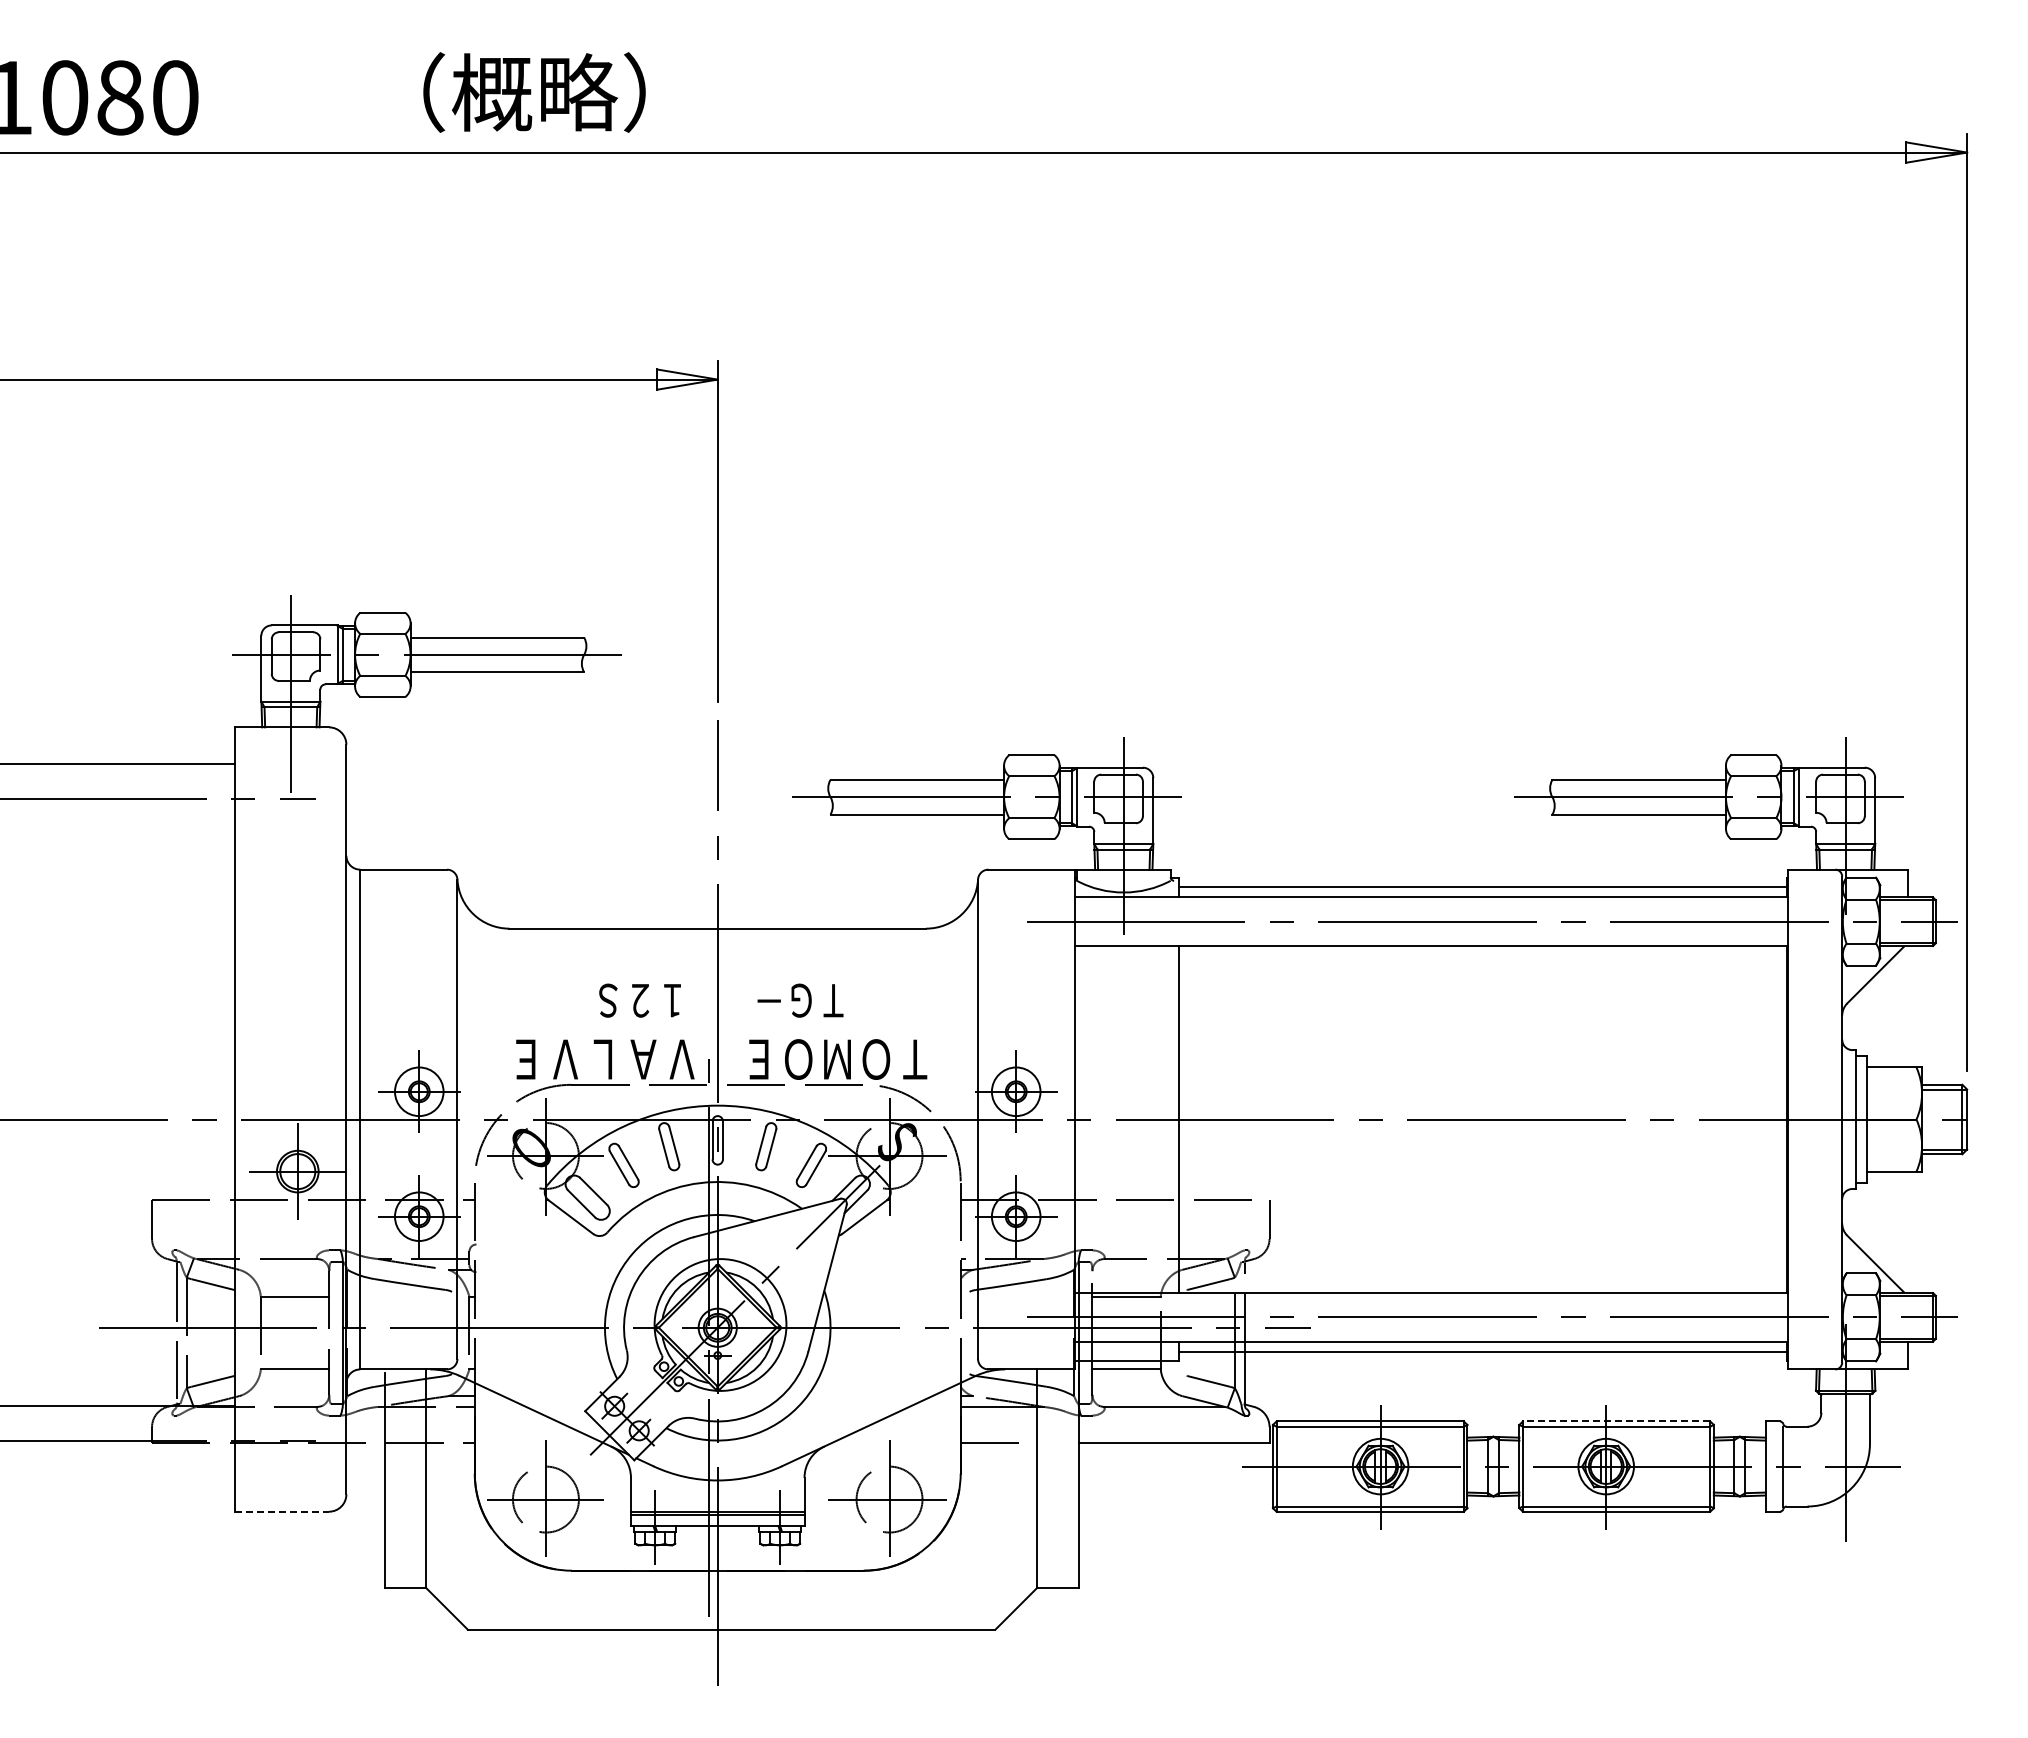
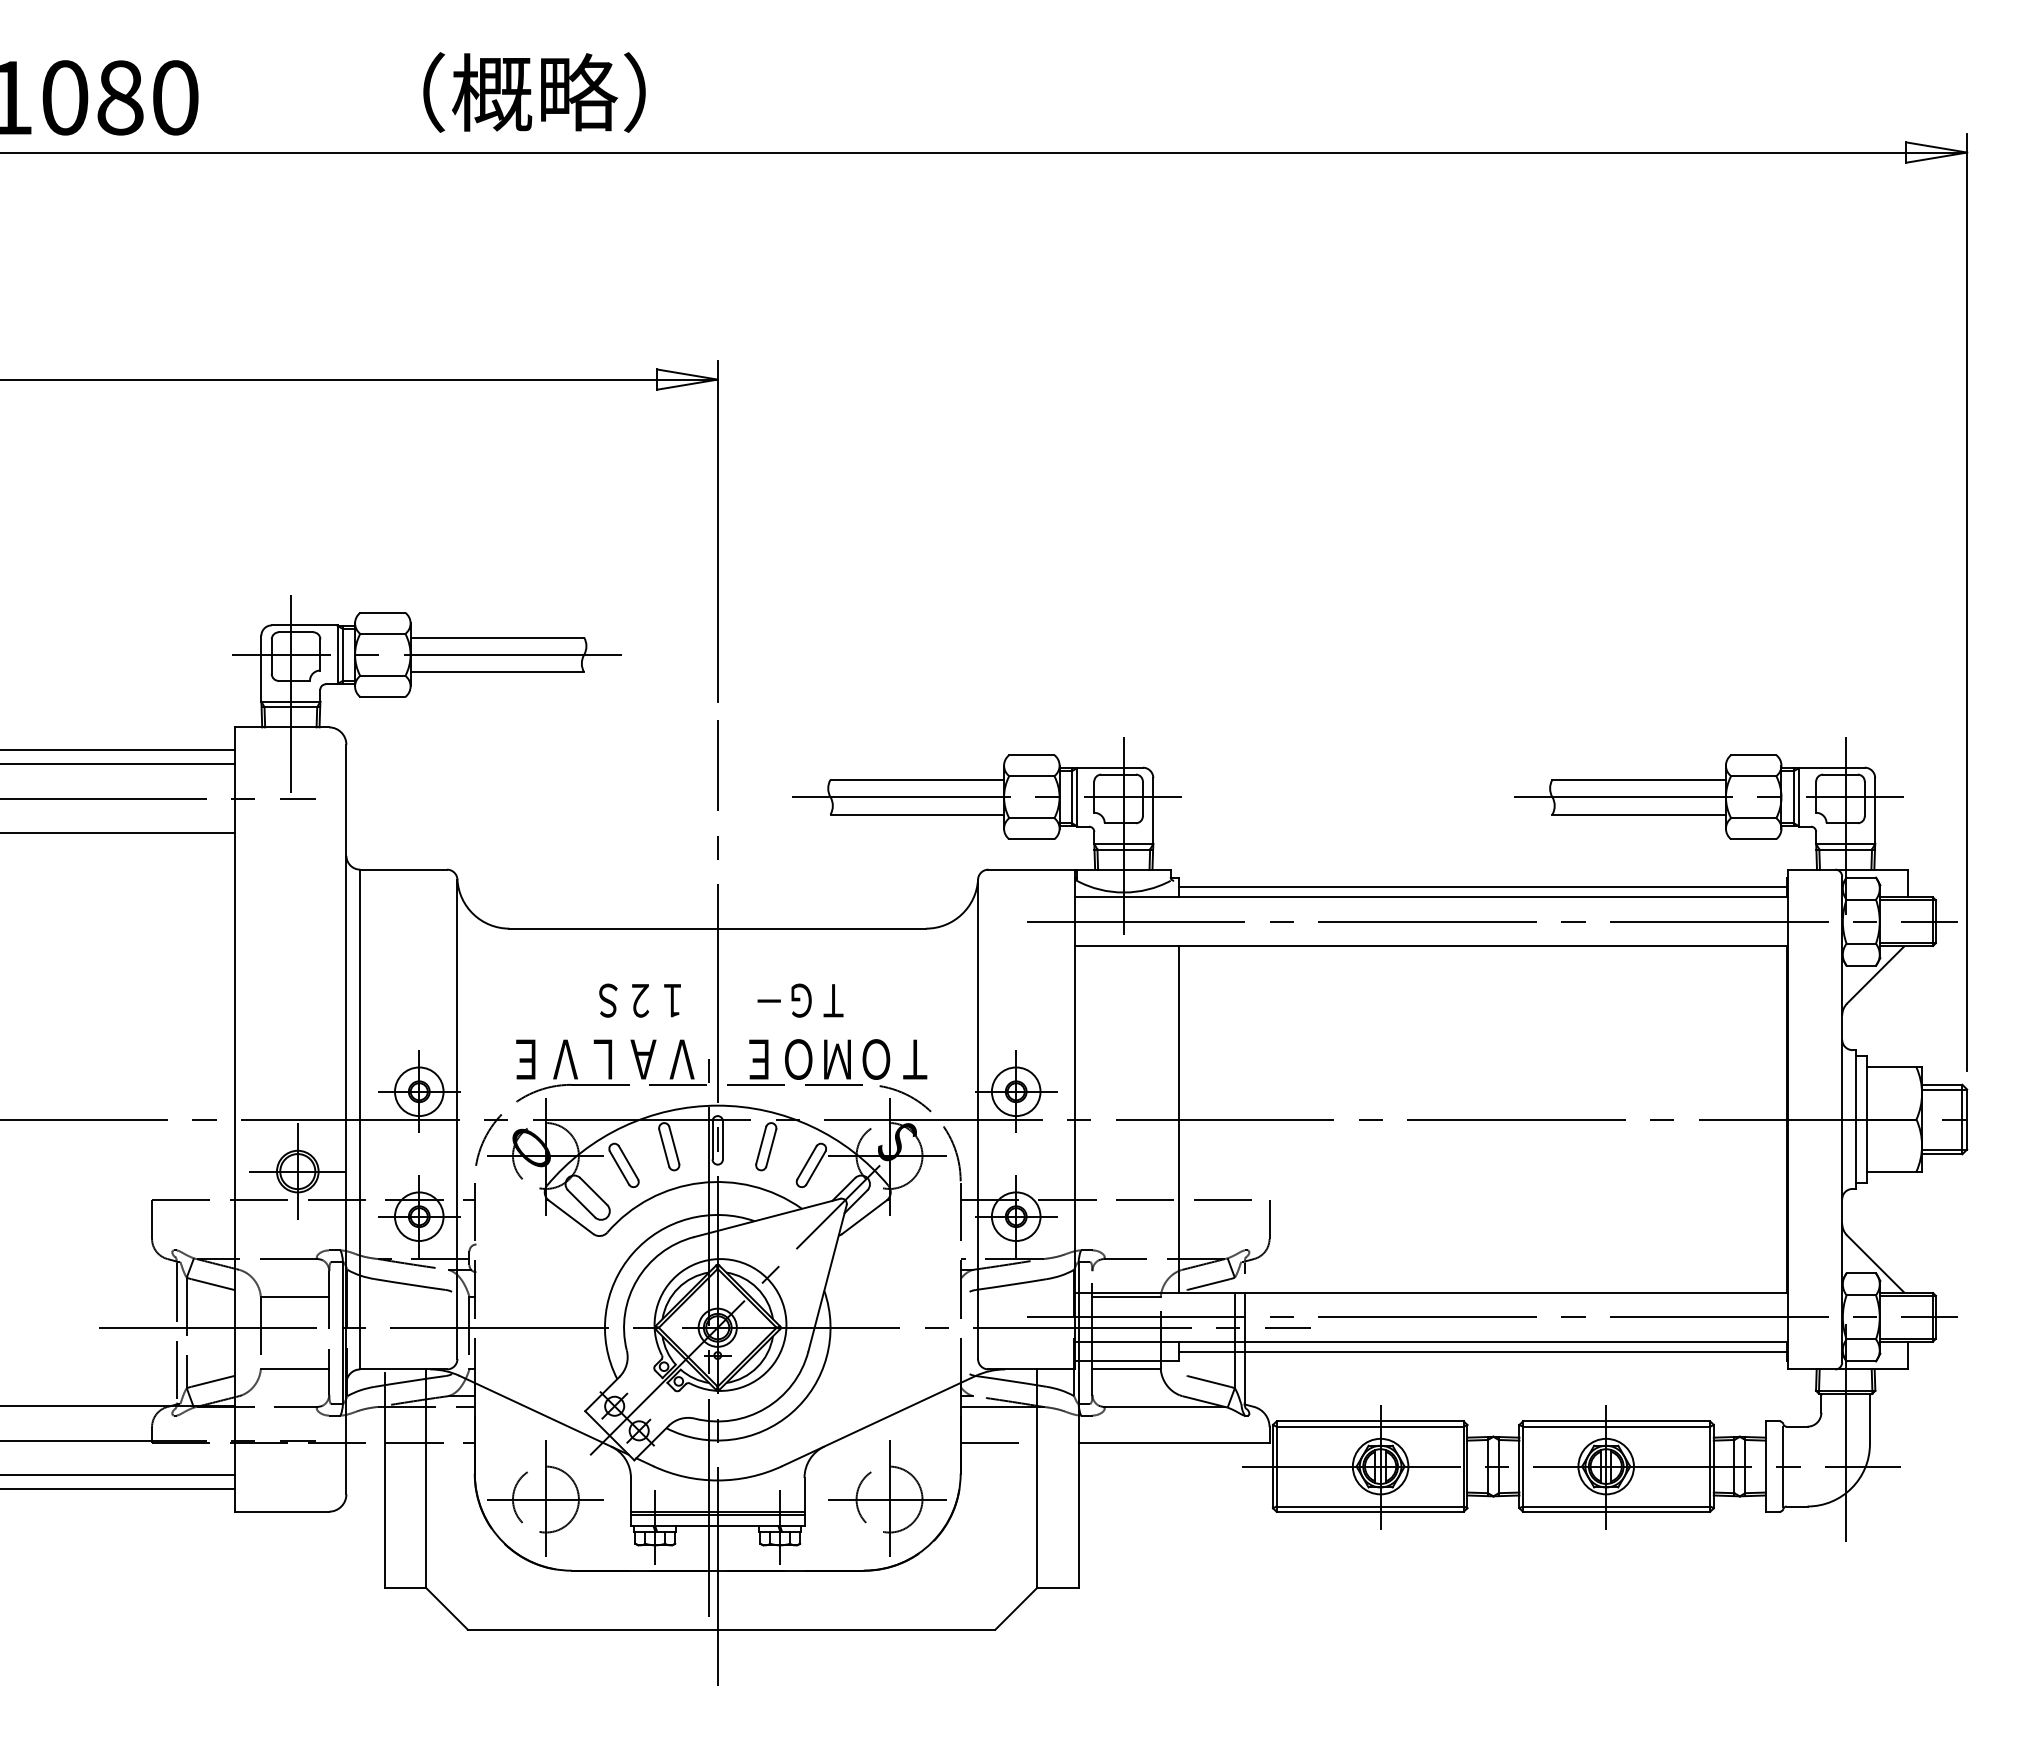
line: none -> present (118, 749)
line: none -> present (118, 833)
line: dashed -> solid (1616, 1421)
line: none -> present (118, 1475)
line: none -> present (118, 1489)
line: dashed -> solid (282, 1511)
